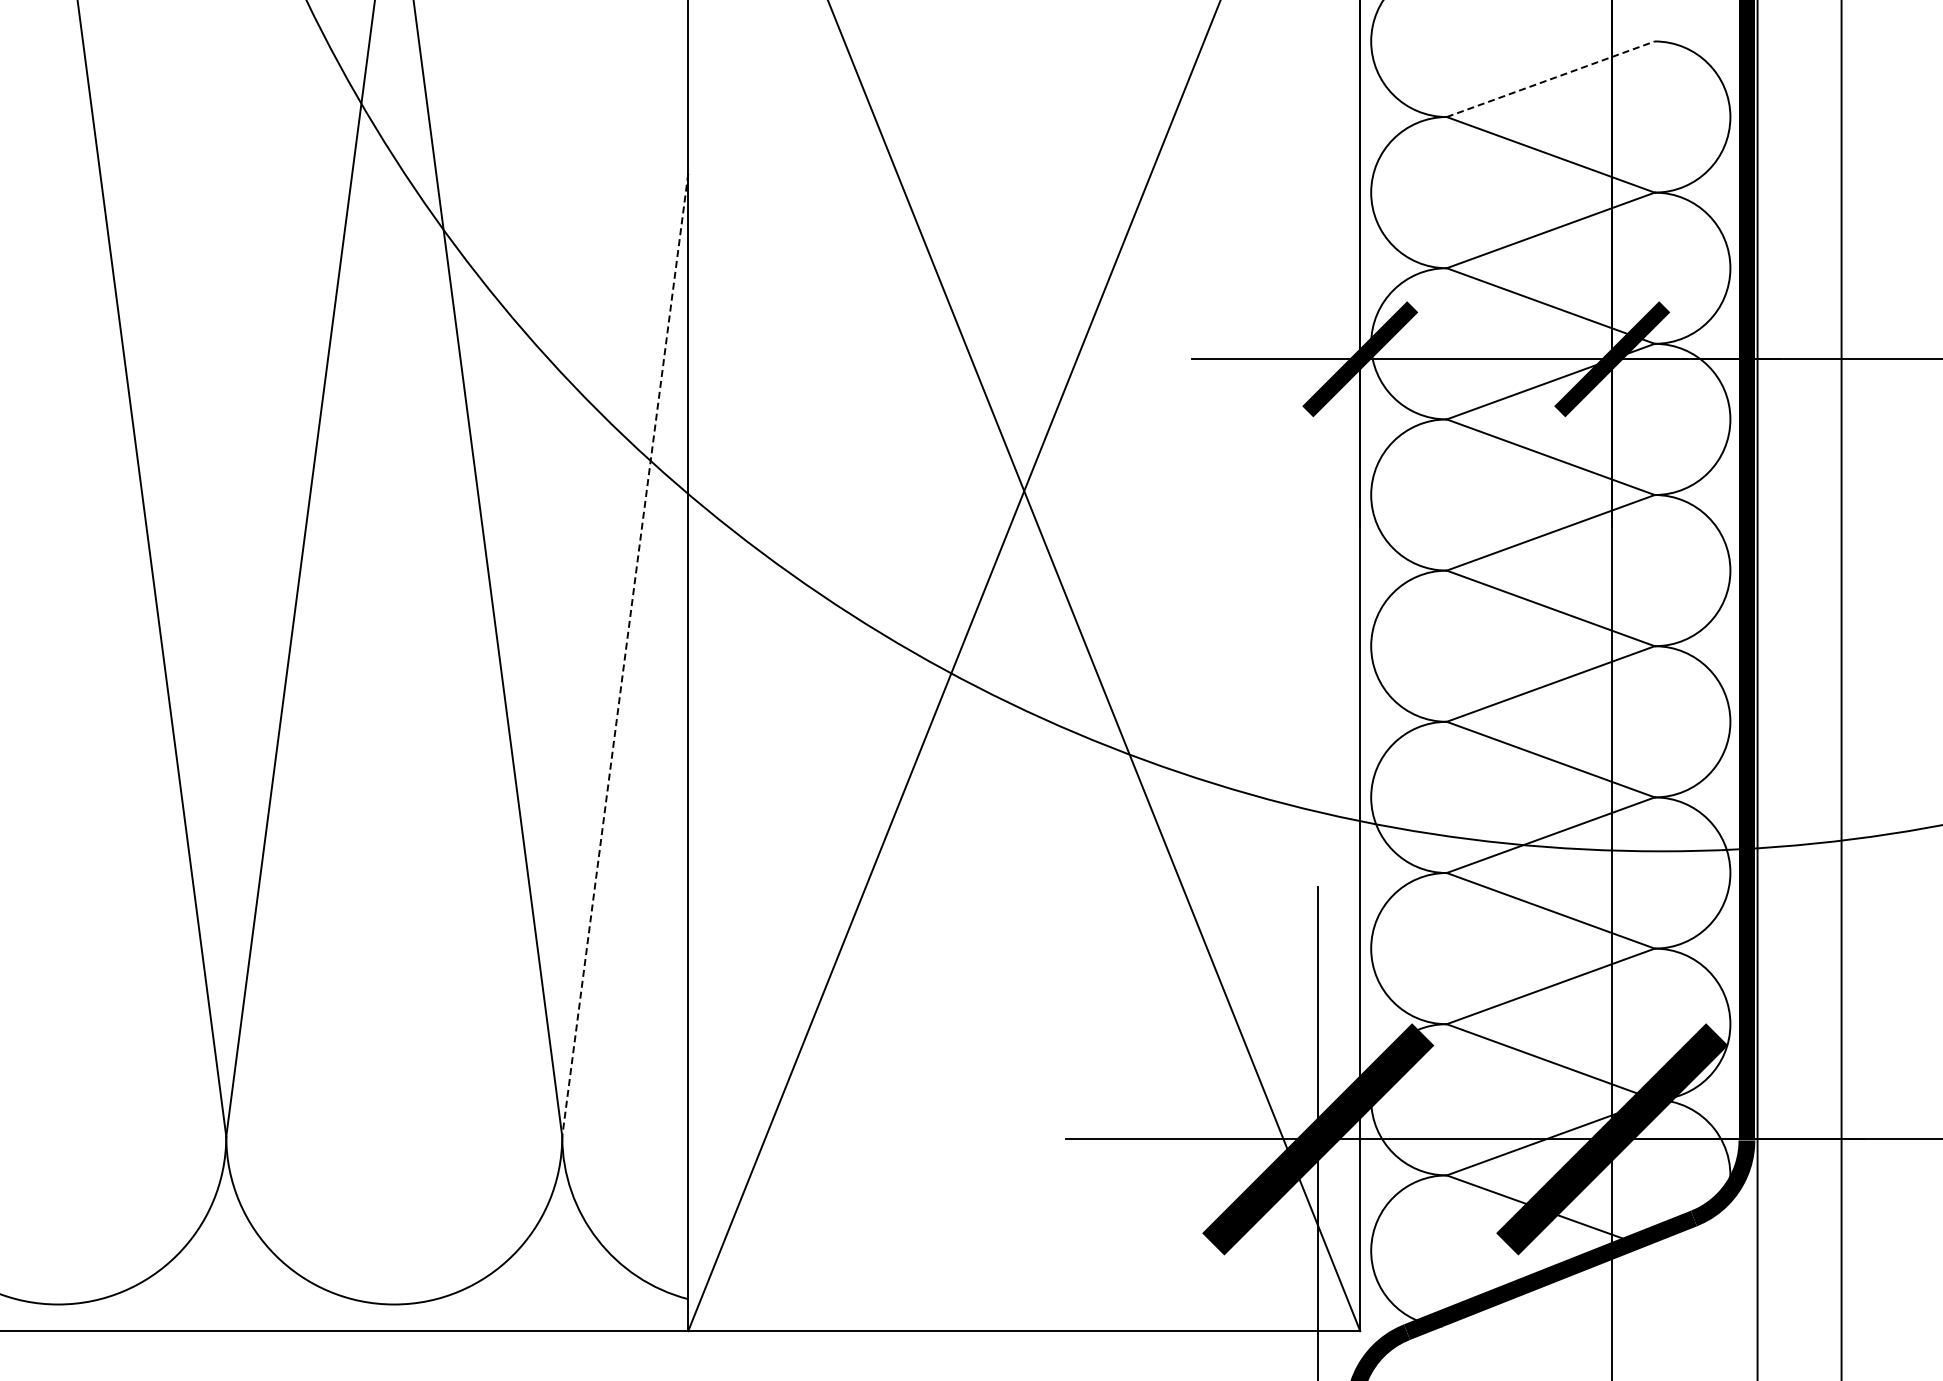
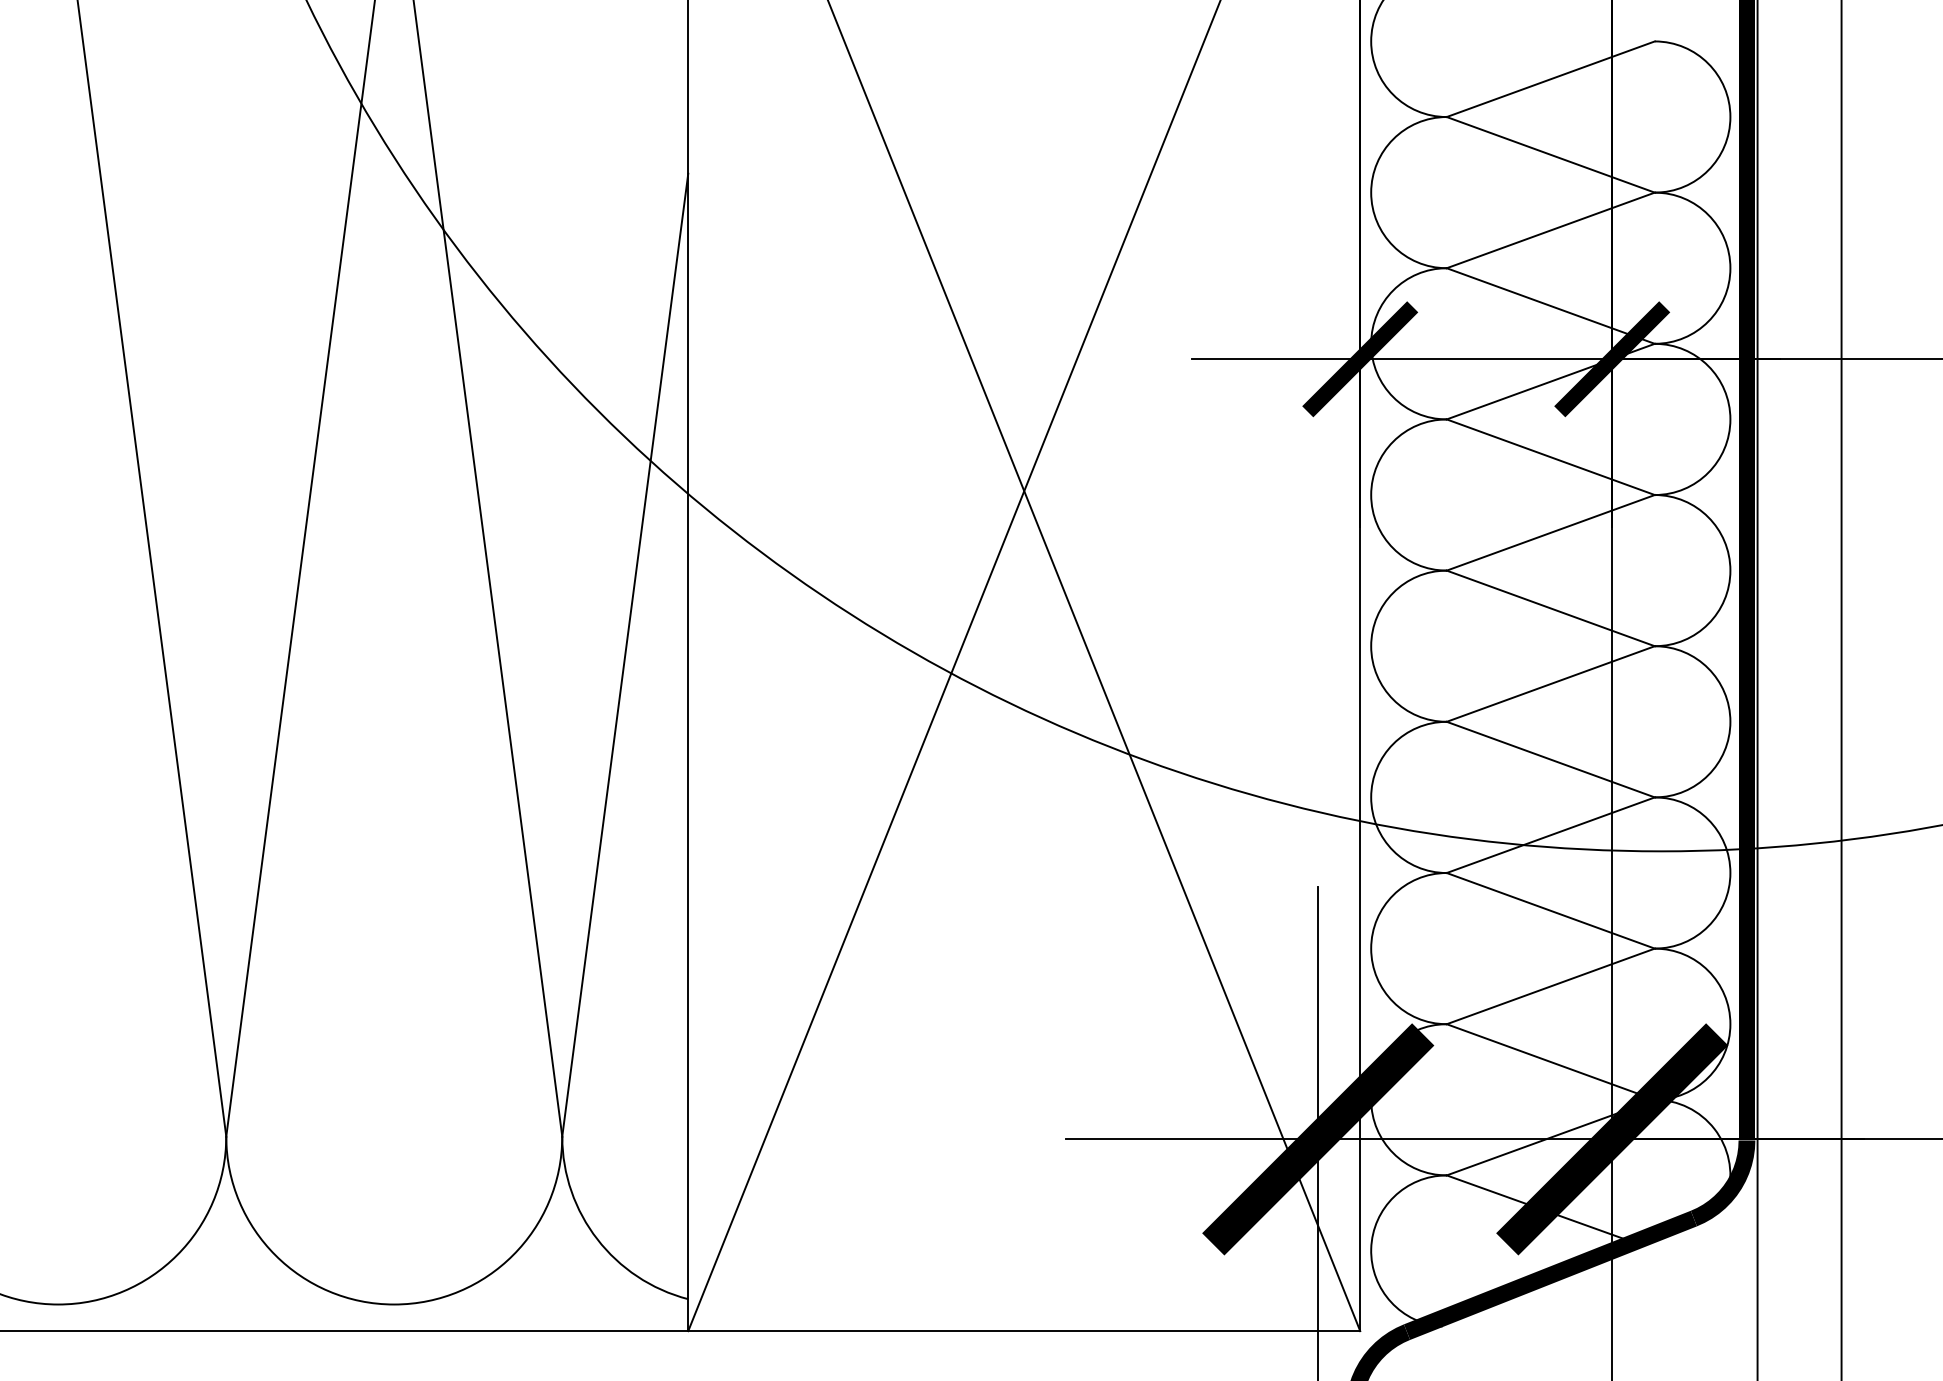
line: dashed -> solid (1550, 79)
line: dashed -> solid (625, 655)
